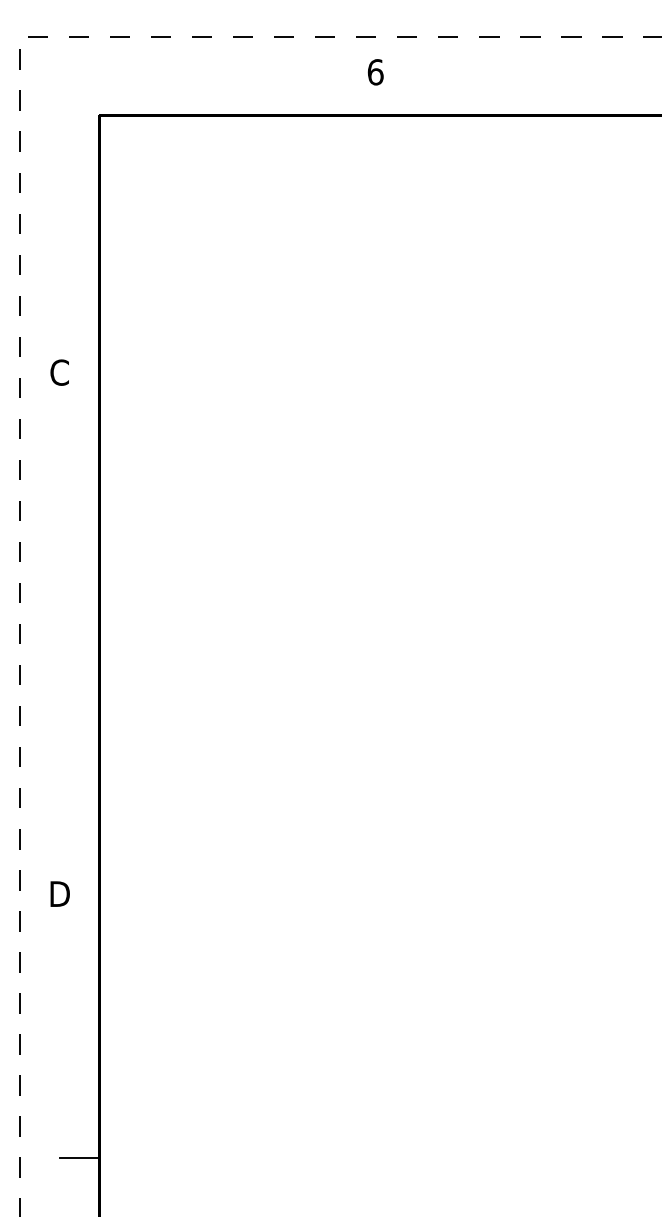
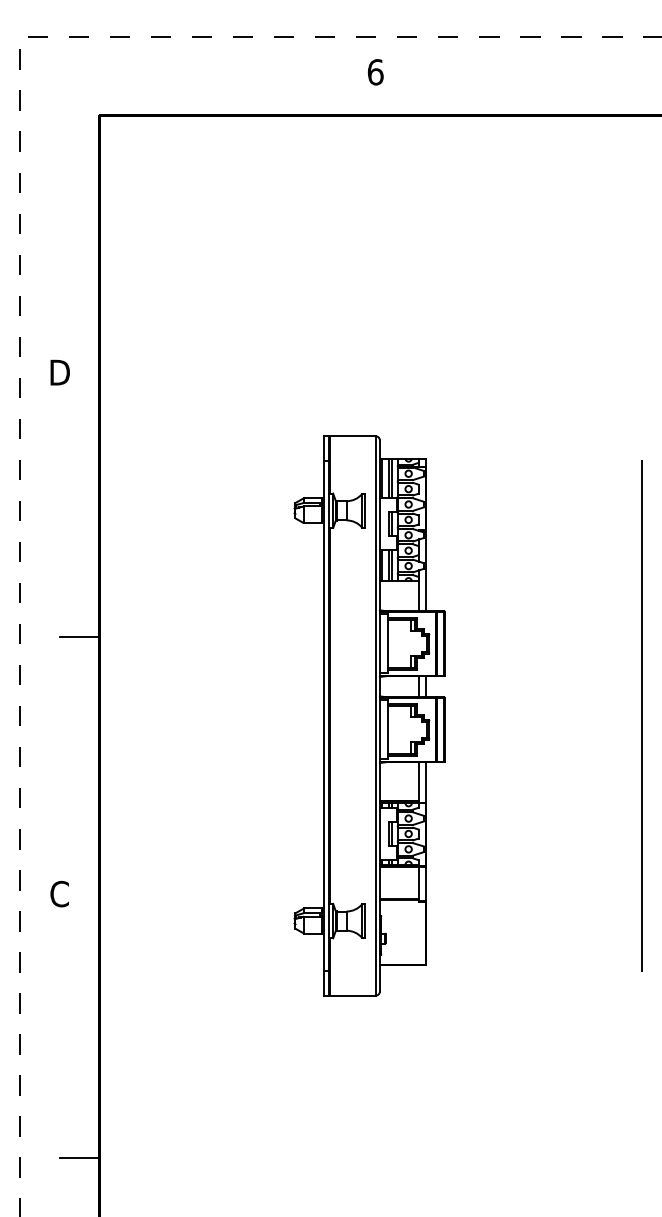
text: C -> D (59, 372)
line: none -> present (79, 636)
part: none -> present (369, 715)
line: none -> present (641, 715)
text: D -> C (59, 893)
